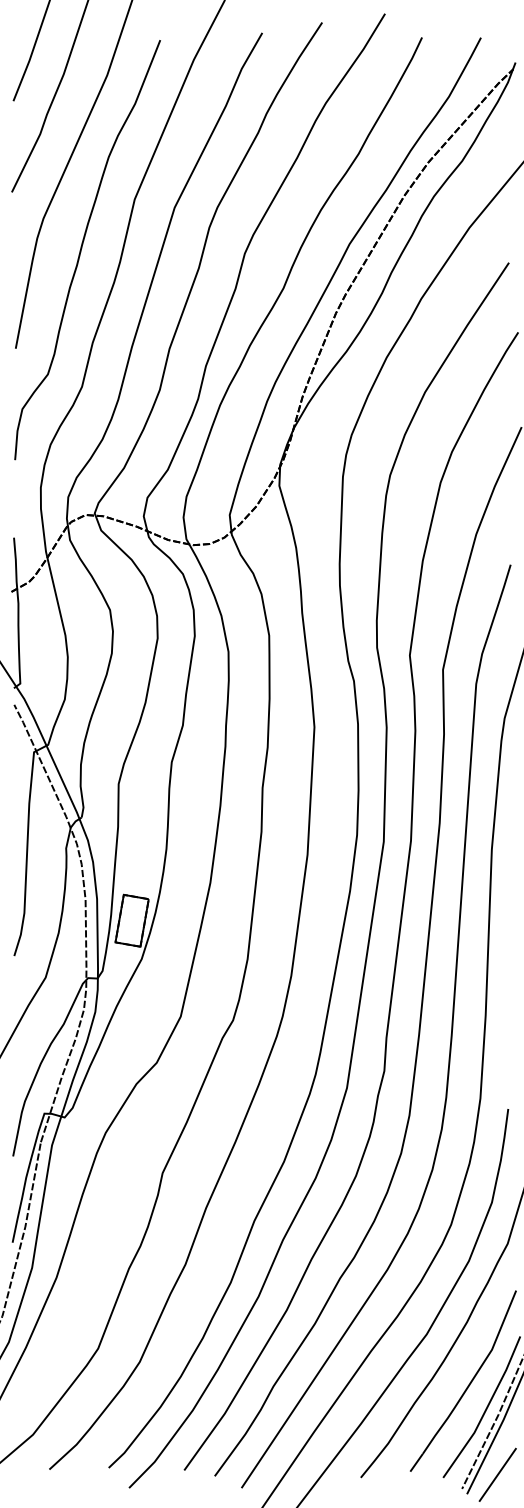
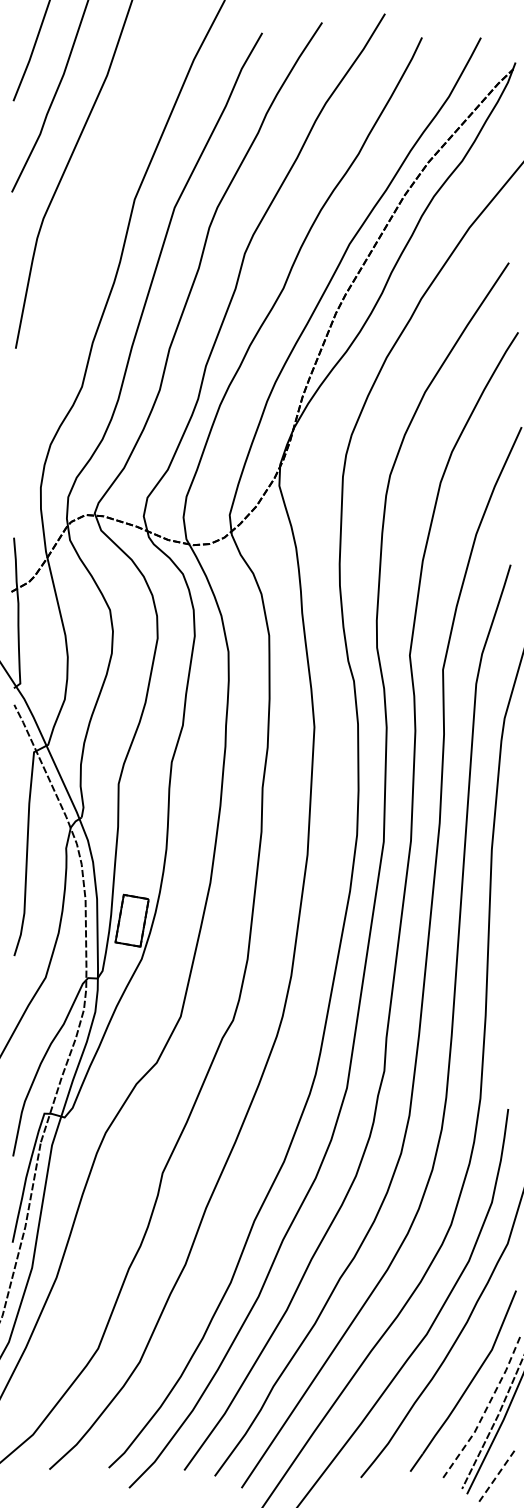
curve: present -> none (82, 248)
line: solid -> dashed (486, 1408)
line: solid -> dashed (497, 1474)
